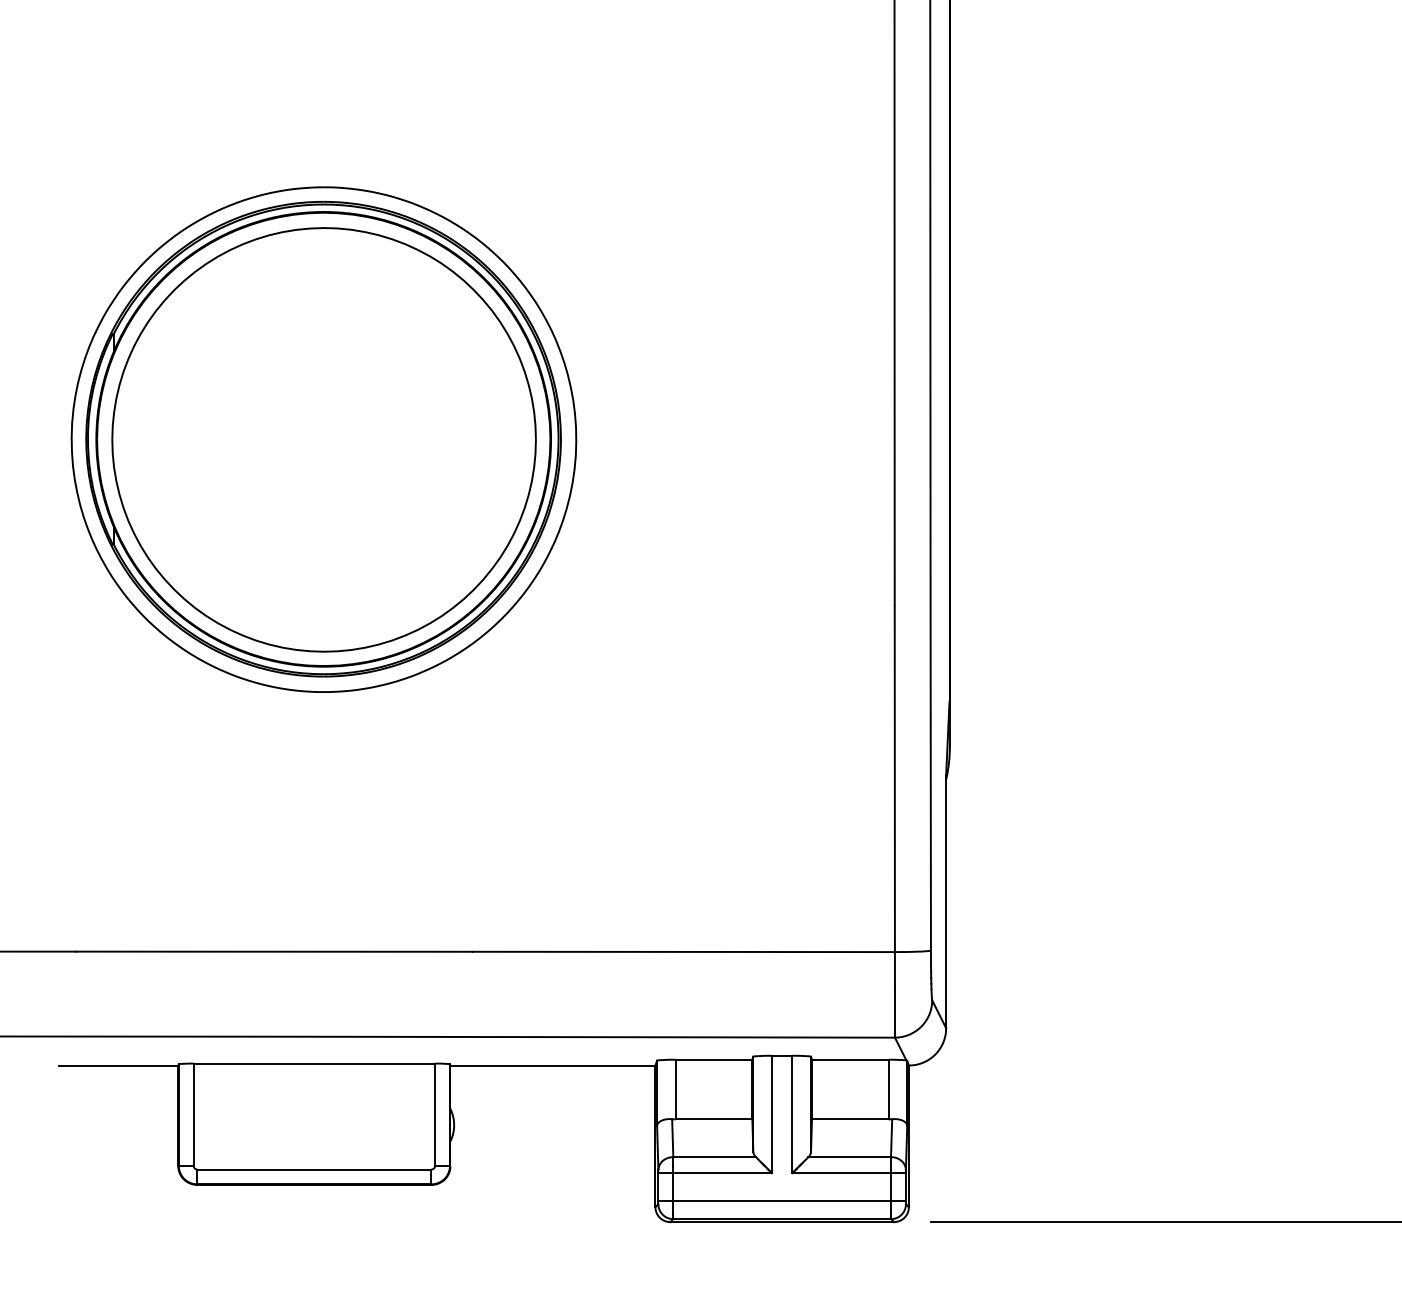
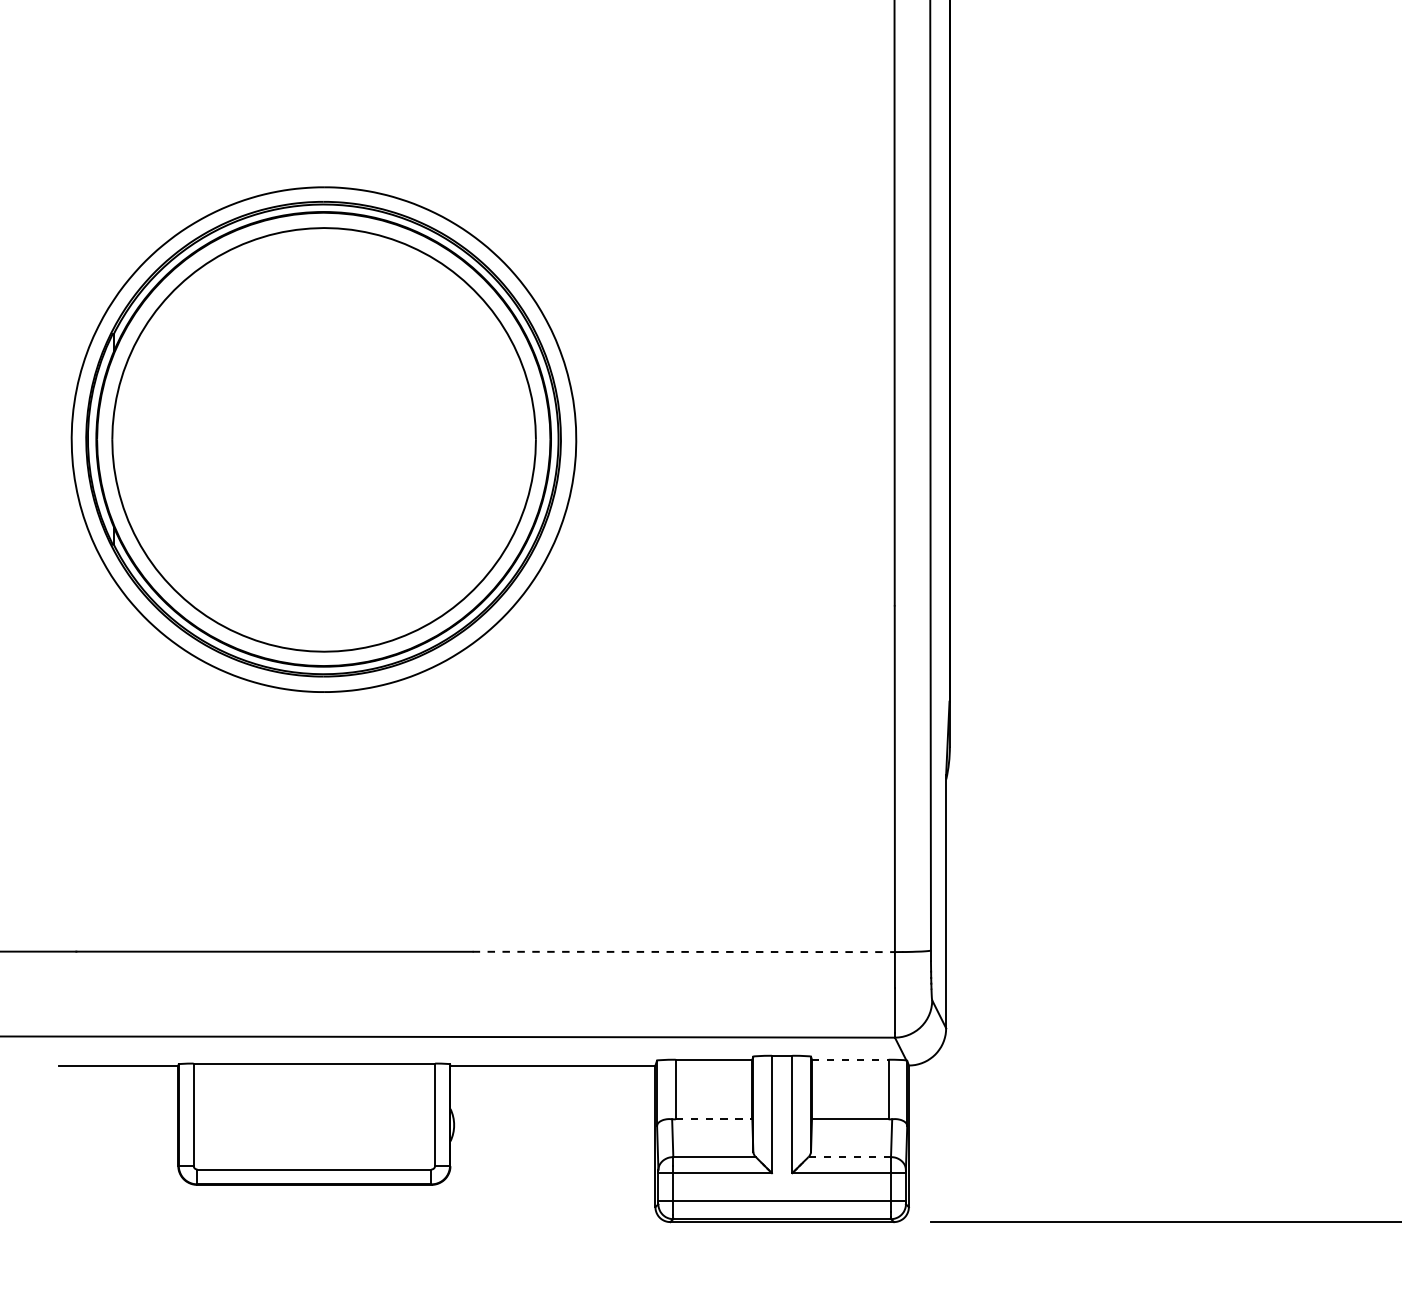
line: solid -> dashed (684, 951)
line: solid -> dashed (850, 1059)
line: solid -> dashed (714, 1119)
line: solid -> dashed (849, 1157)
